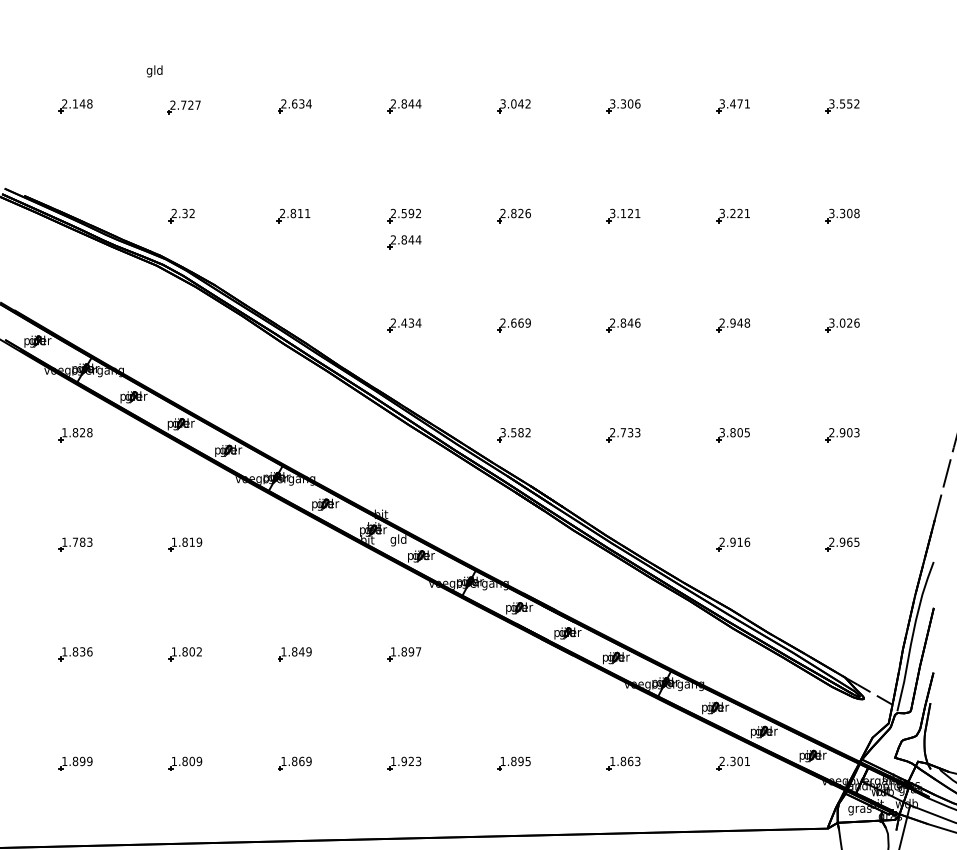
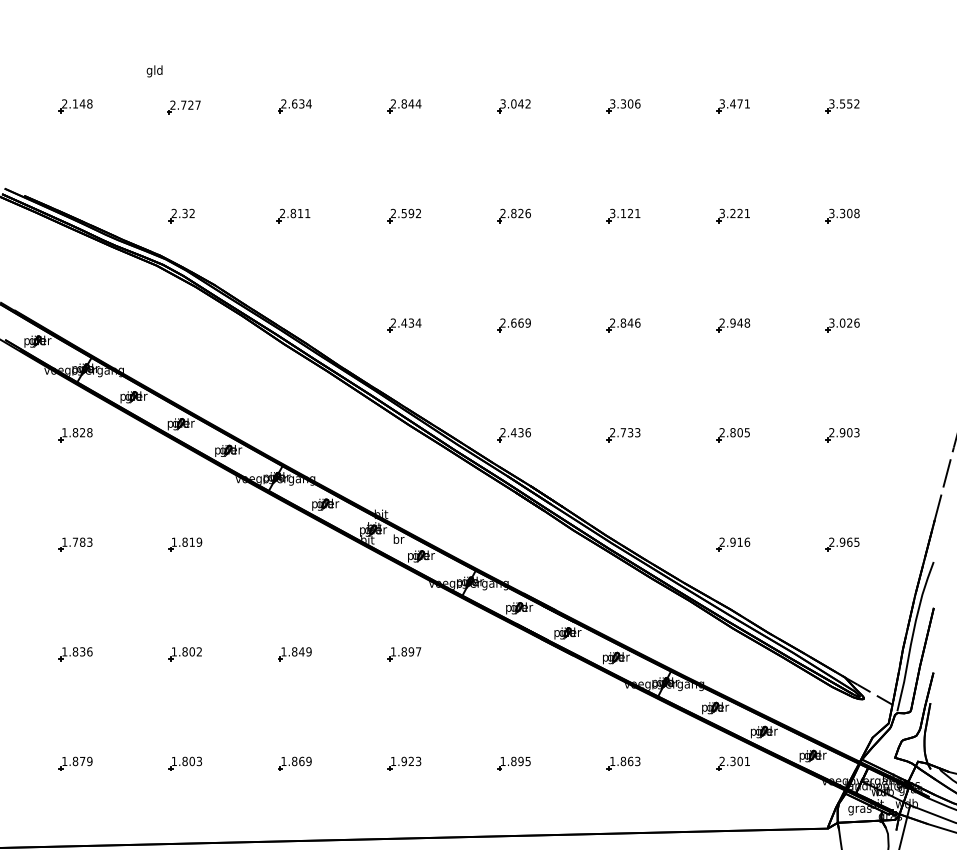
part: present -> none (404, 242)
text: 3.582 -> 2.436 (515, 432)
text: 3.805 -> 2.805 (721, 432)
text: gld -> br (398, 540)
text: 1.809 -> 1.803 (199, 760)
text: 1.899 -> 1.879 (82, 761)
